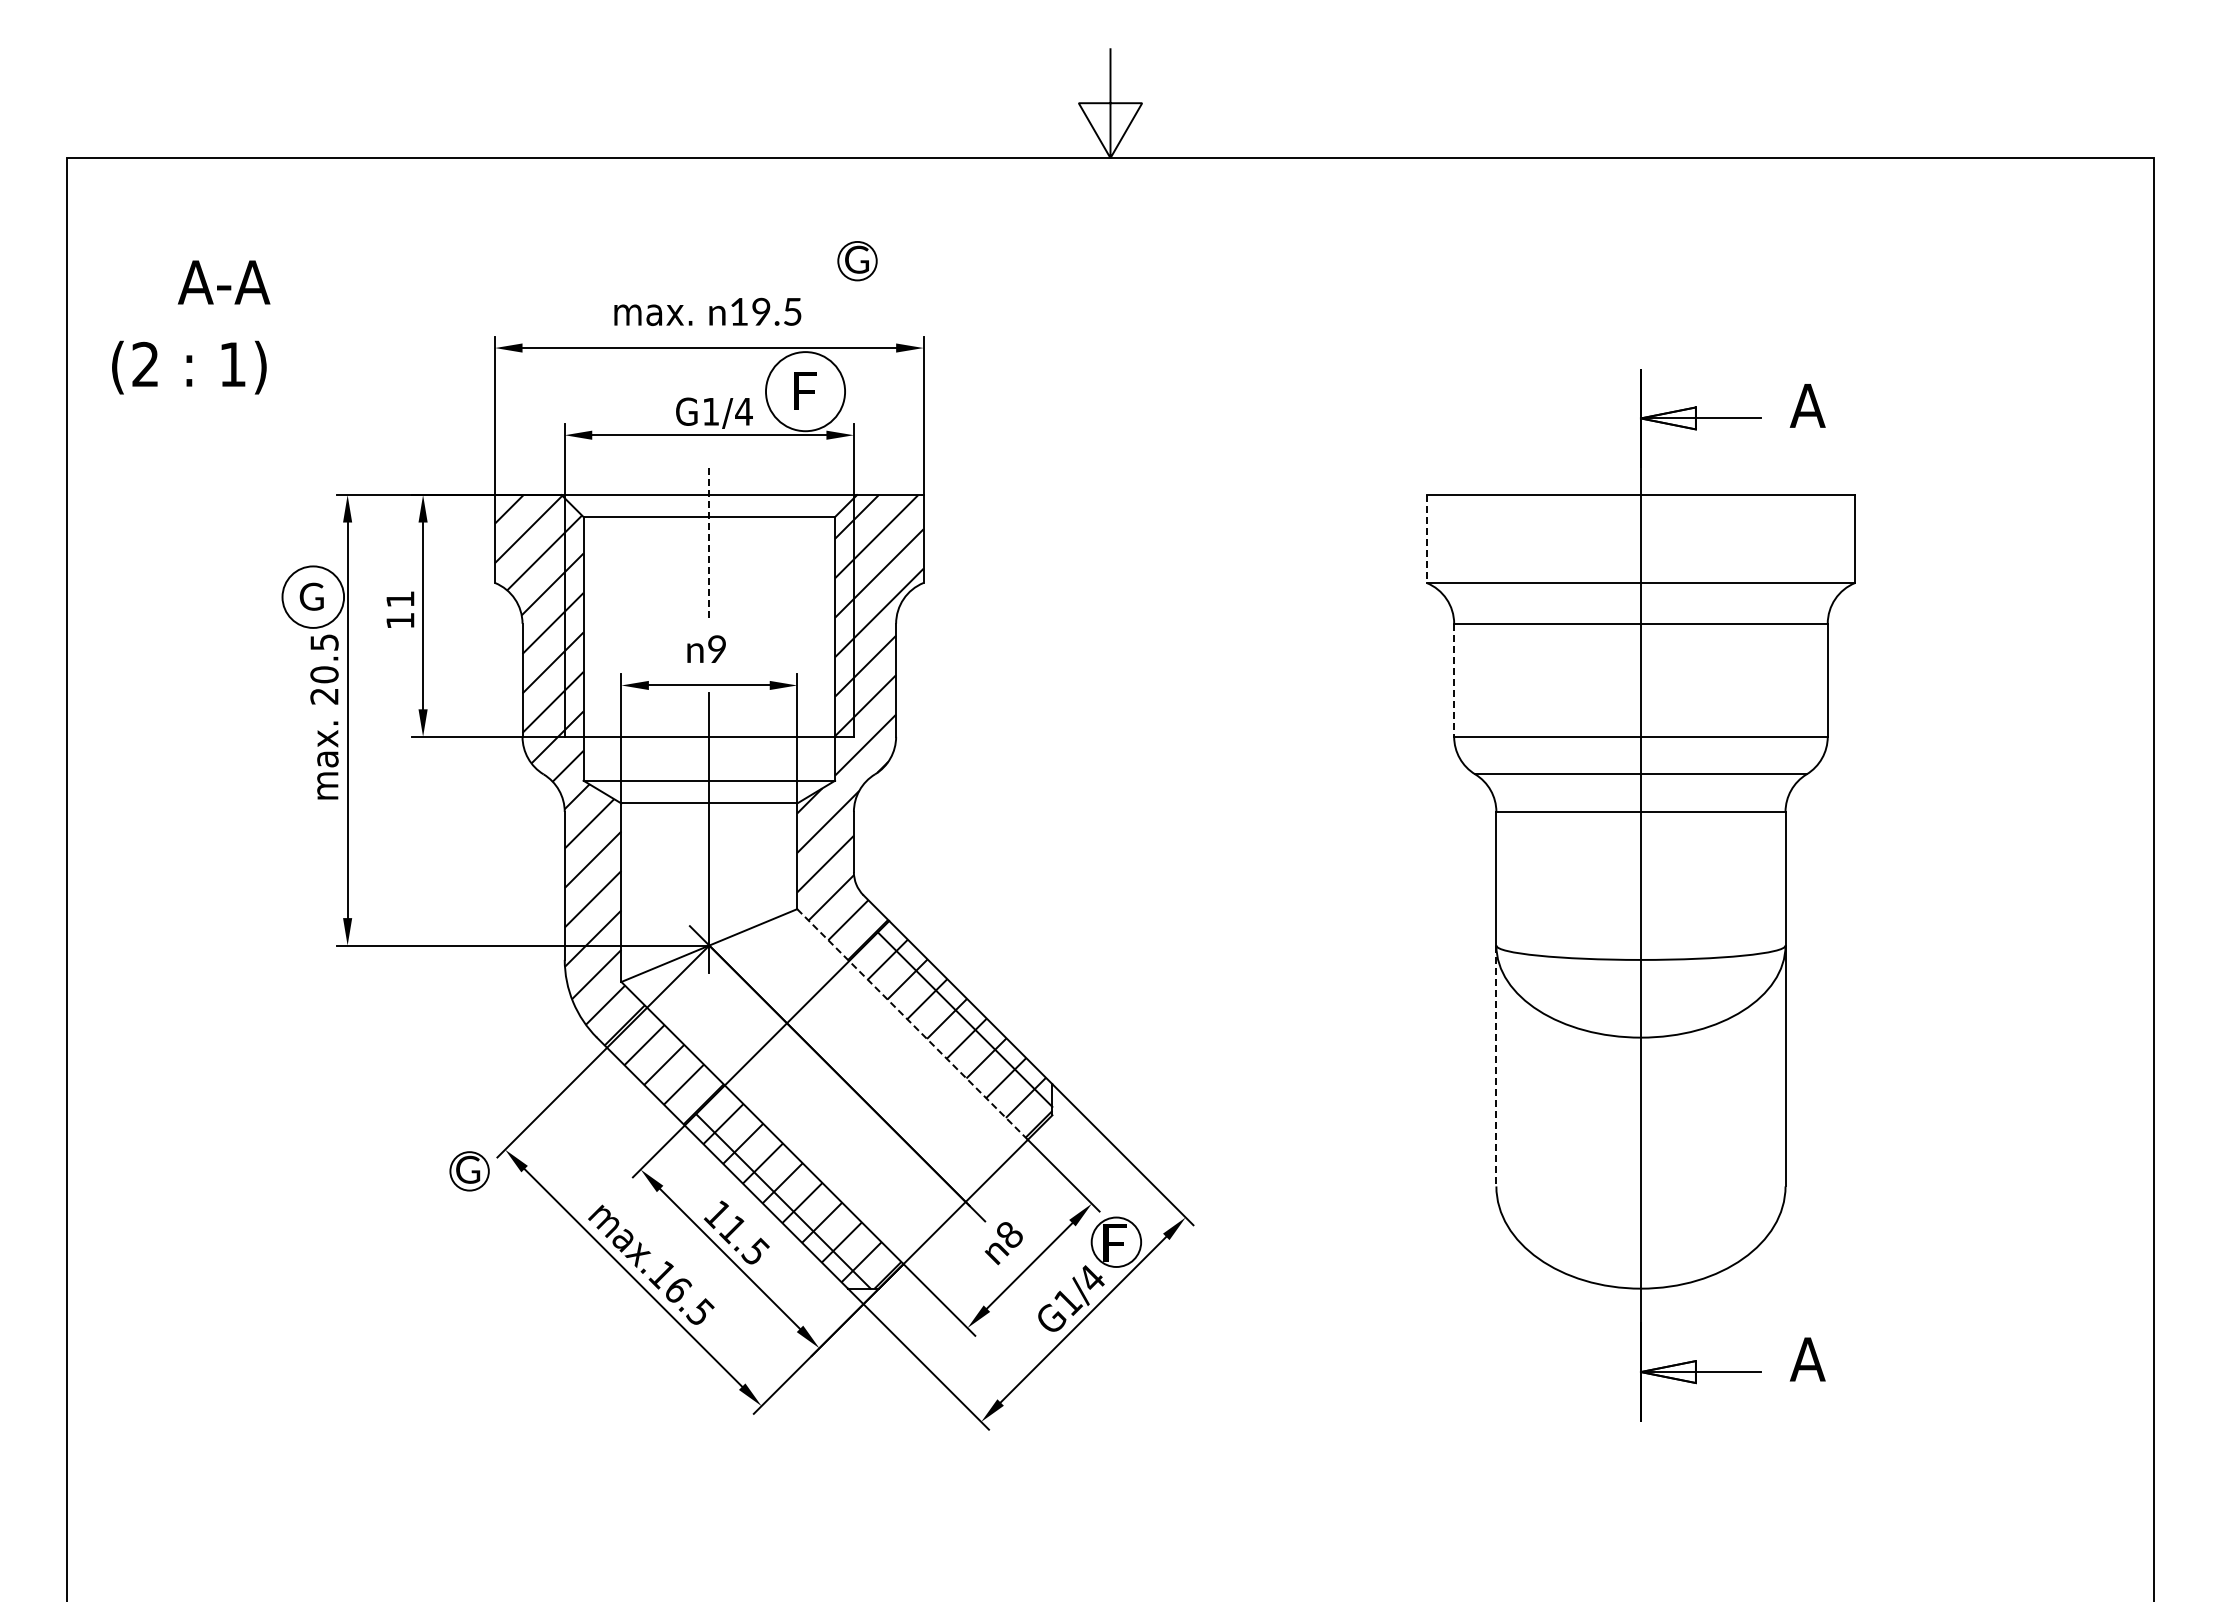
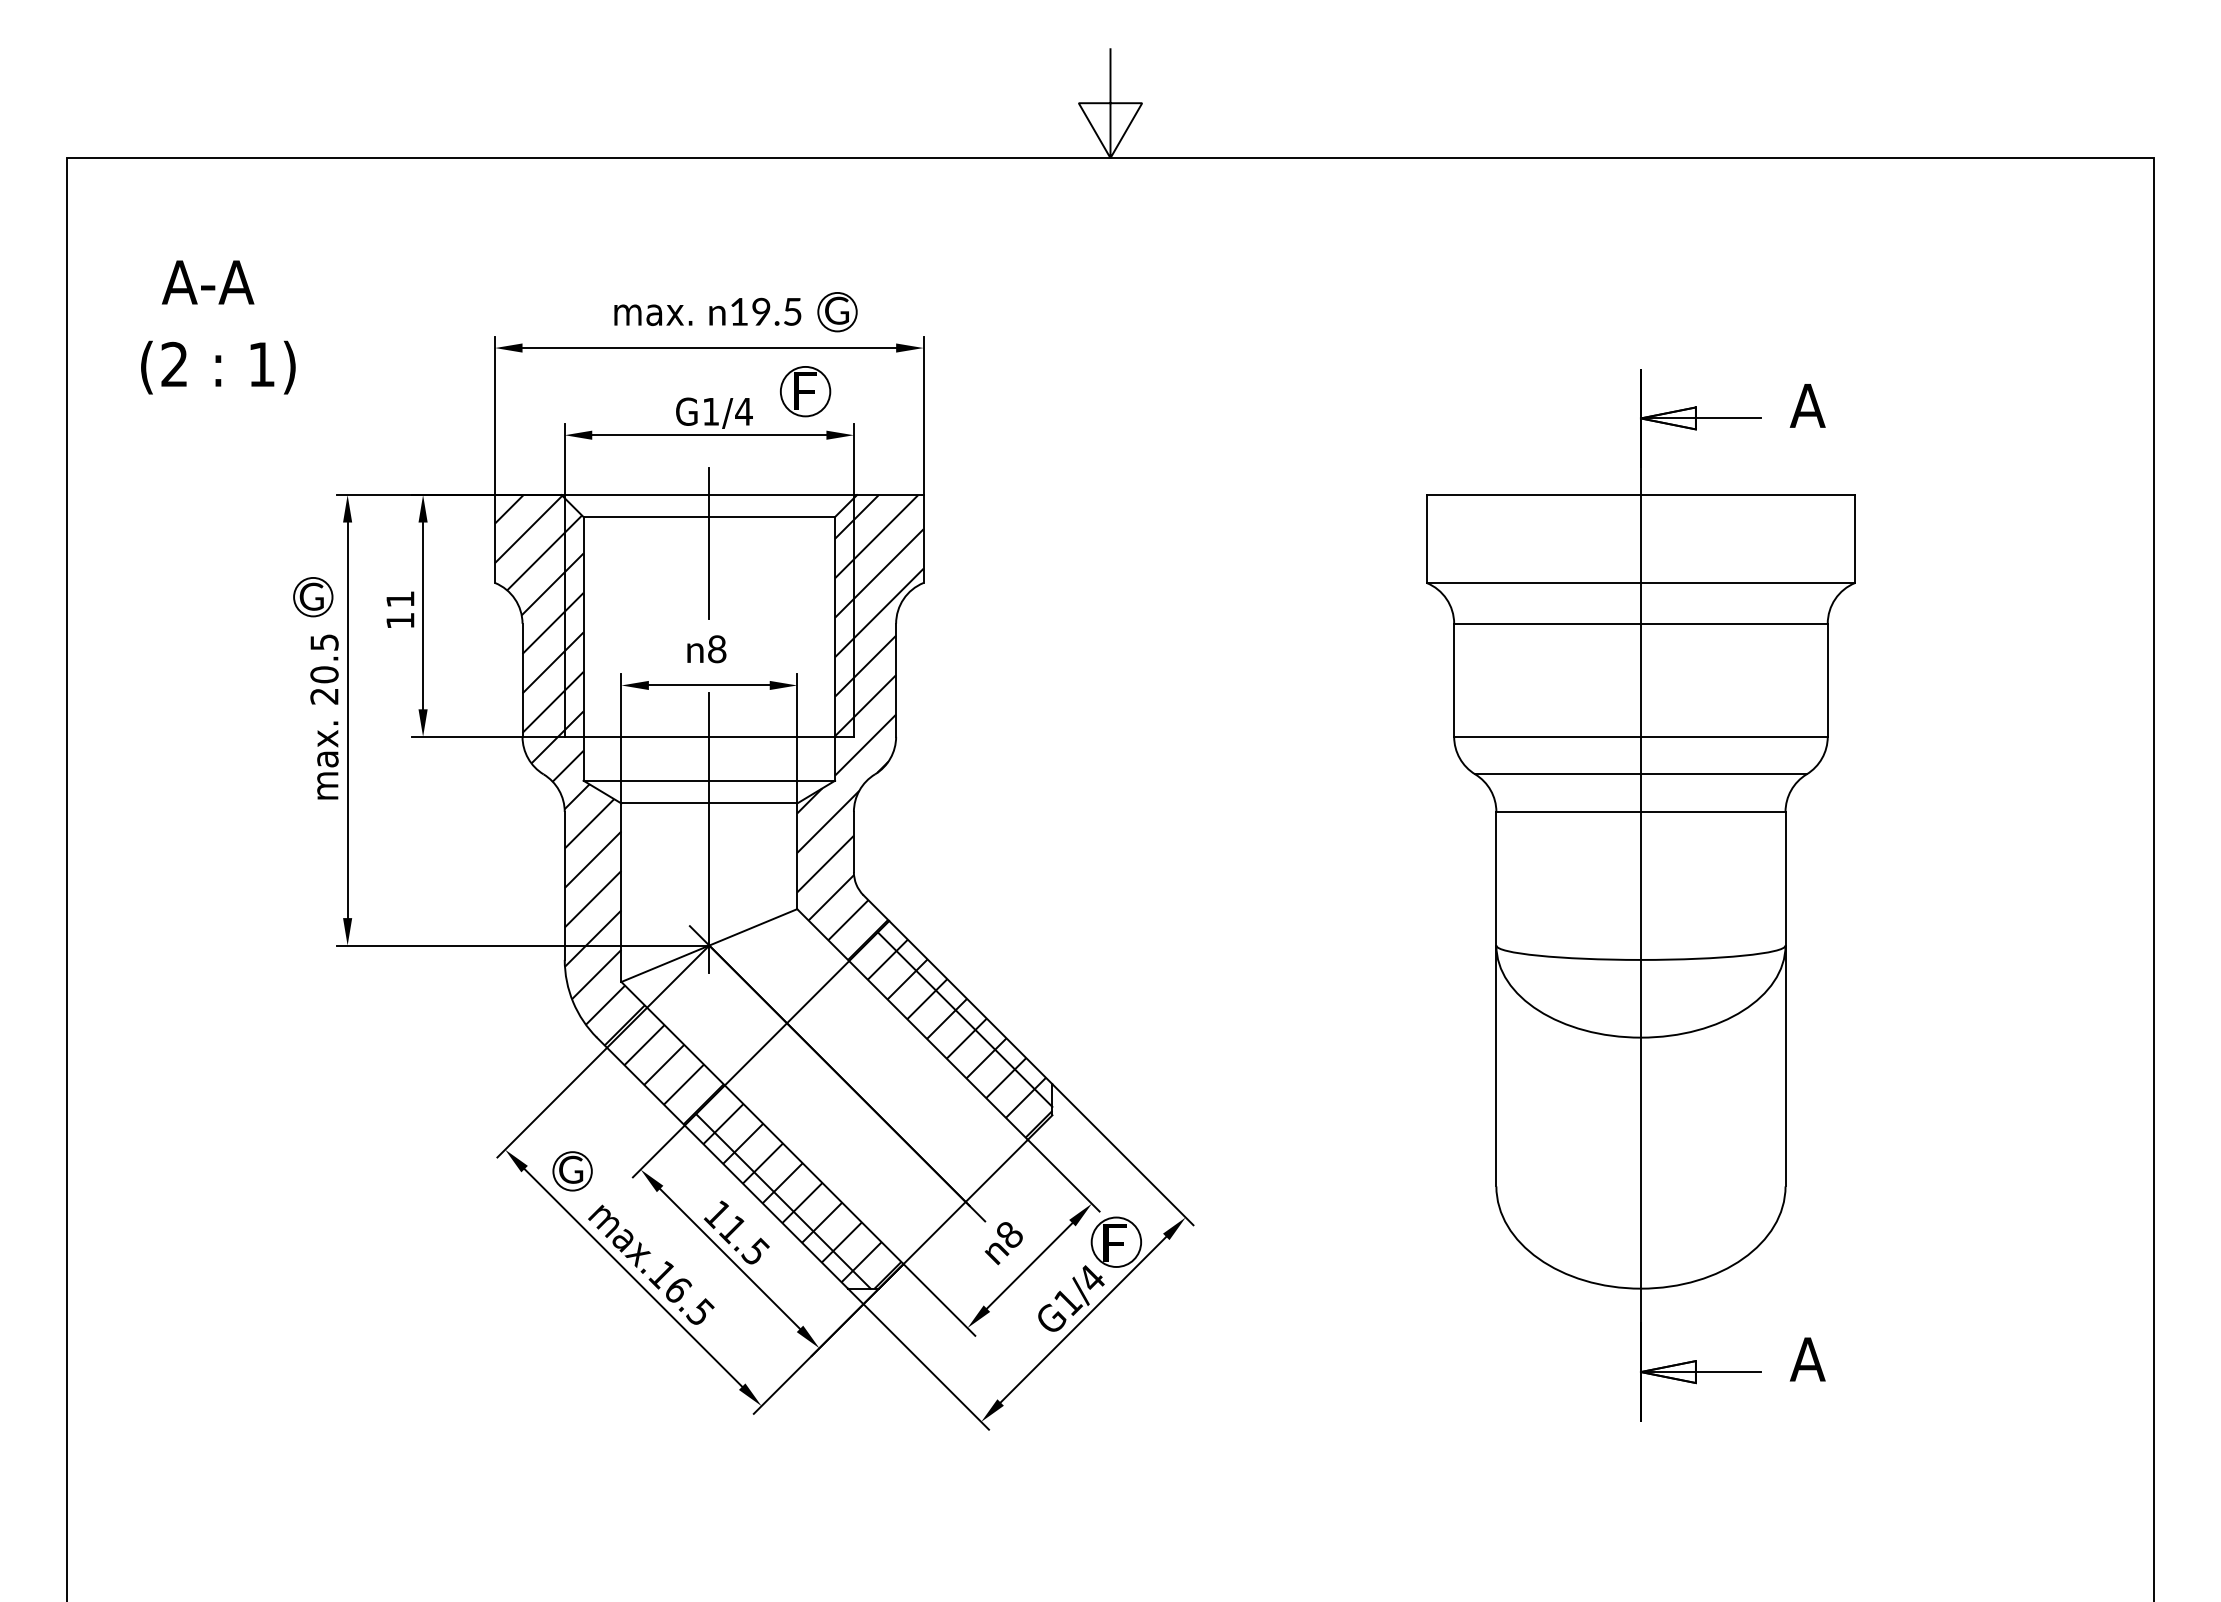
part position: (857, 261) -> (837, 312) (837, 312)
text position: (224, 282) -> (208, 282) (208, 282)
text position: (189, 367) -> (218, 367) (218, 367)
circle diameter: 79 px -> 49 px (805, 391)
line: dashed -> solid (1426, 539)
line: dashed -> solid (709, 543)
circle diameter: 62 px -> 38 px (313, 596)
text: 9 -> 8 (717, 650)
line: dashed -> solid (1454, 680)
line: dashed -> solid (912, 1024)
line: dashed -> solid (1496, 1066)
part position: (469, 1171) -> (572, 1171) (572, 1171)
